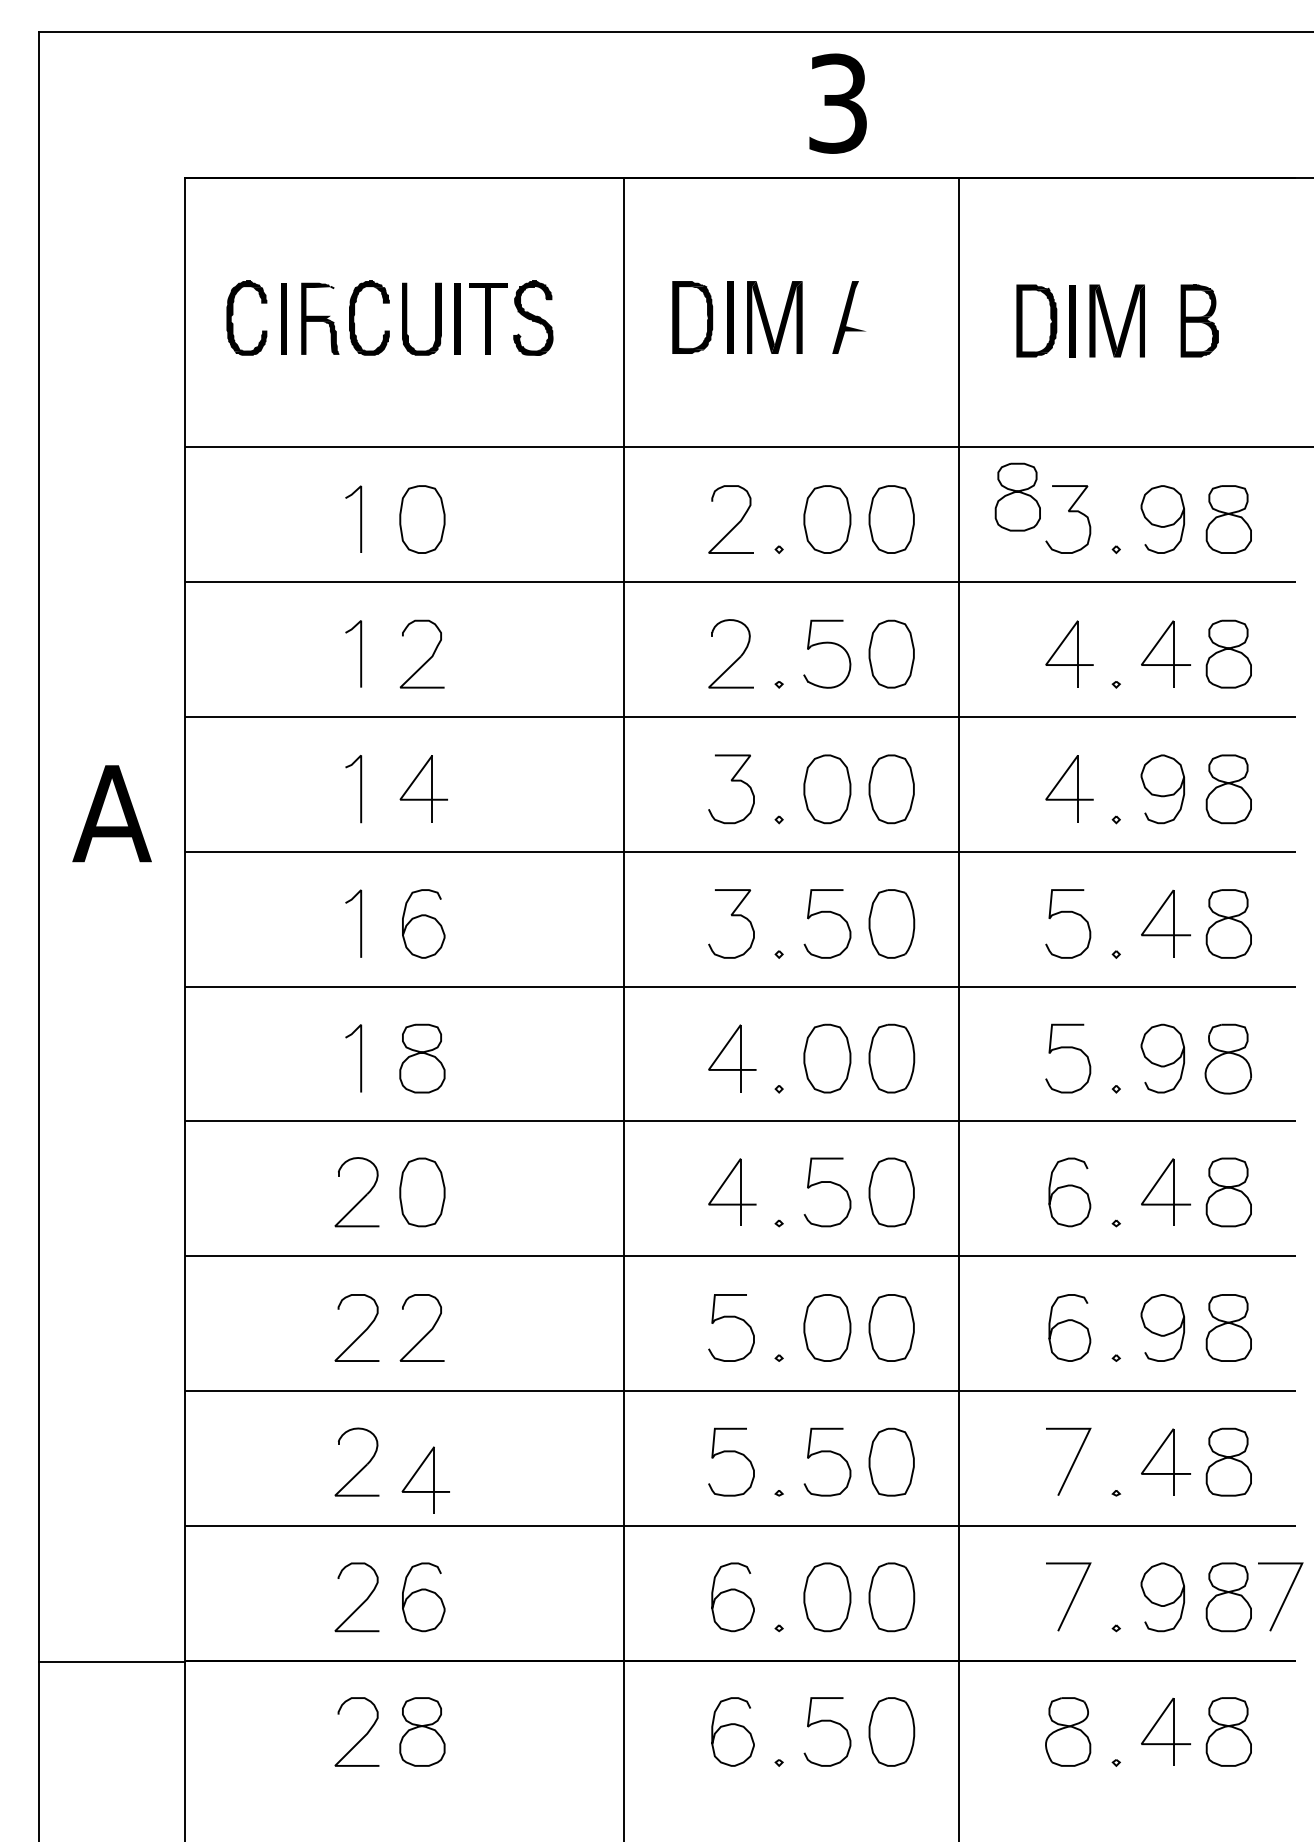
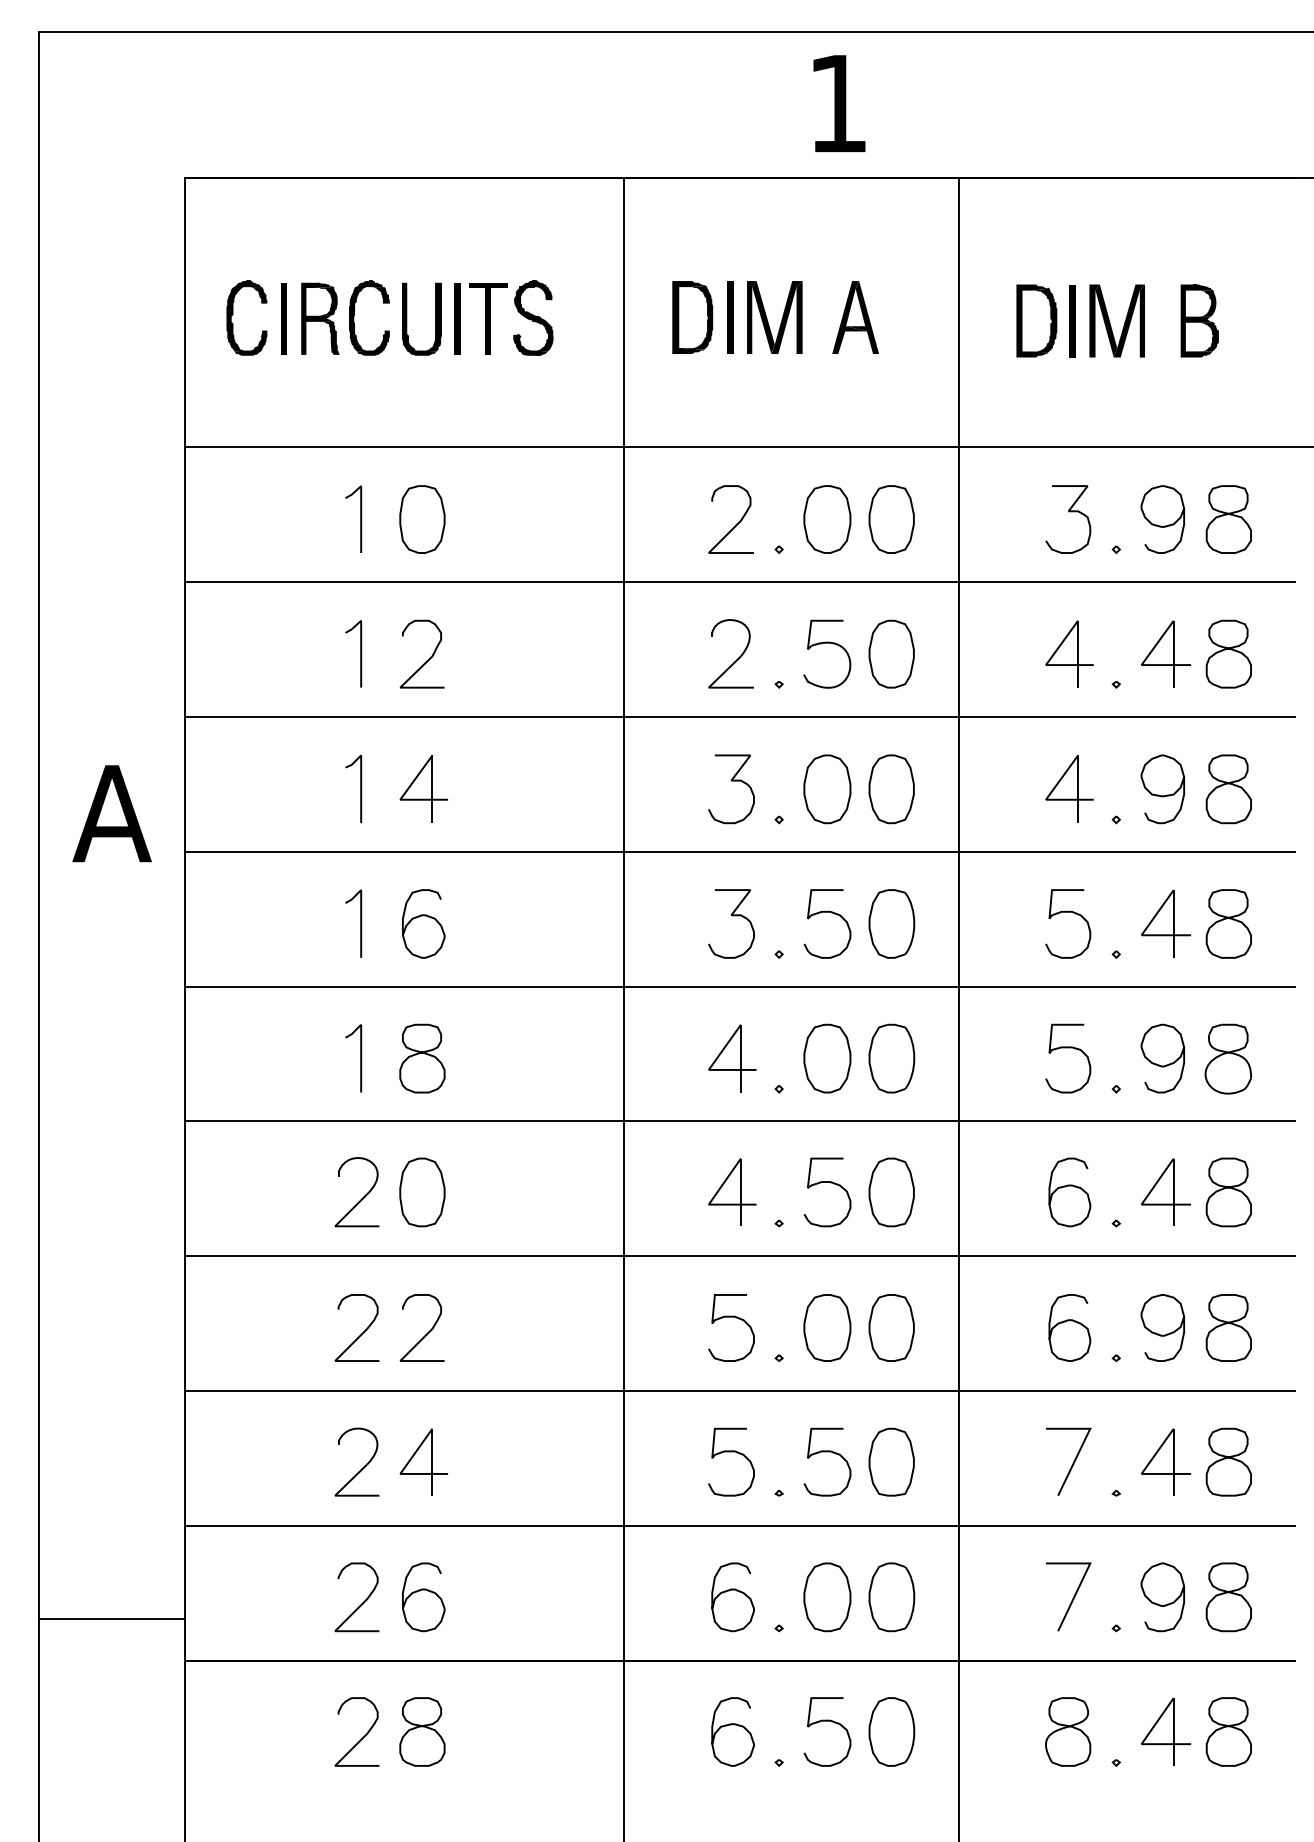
text: 3 -> 1 (837, 103)
fill: none -> present (321, 301)
fill: none -> present (862, 317)
part: present -> none (1017, 496)
part position: (425, 1479) -> (423, 1461) (423, 1461)
line: present -> none (1284, 1598)
line position: (111, 1662) -> (111, 1619) (111, 1619)
